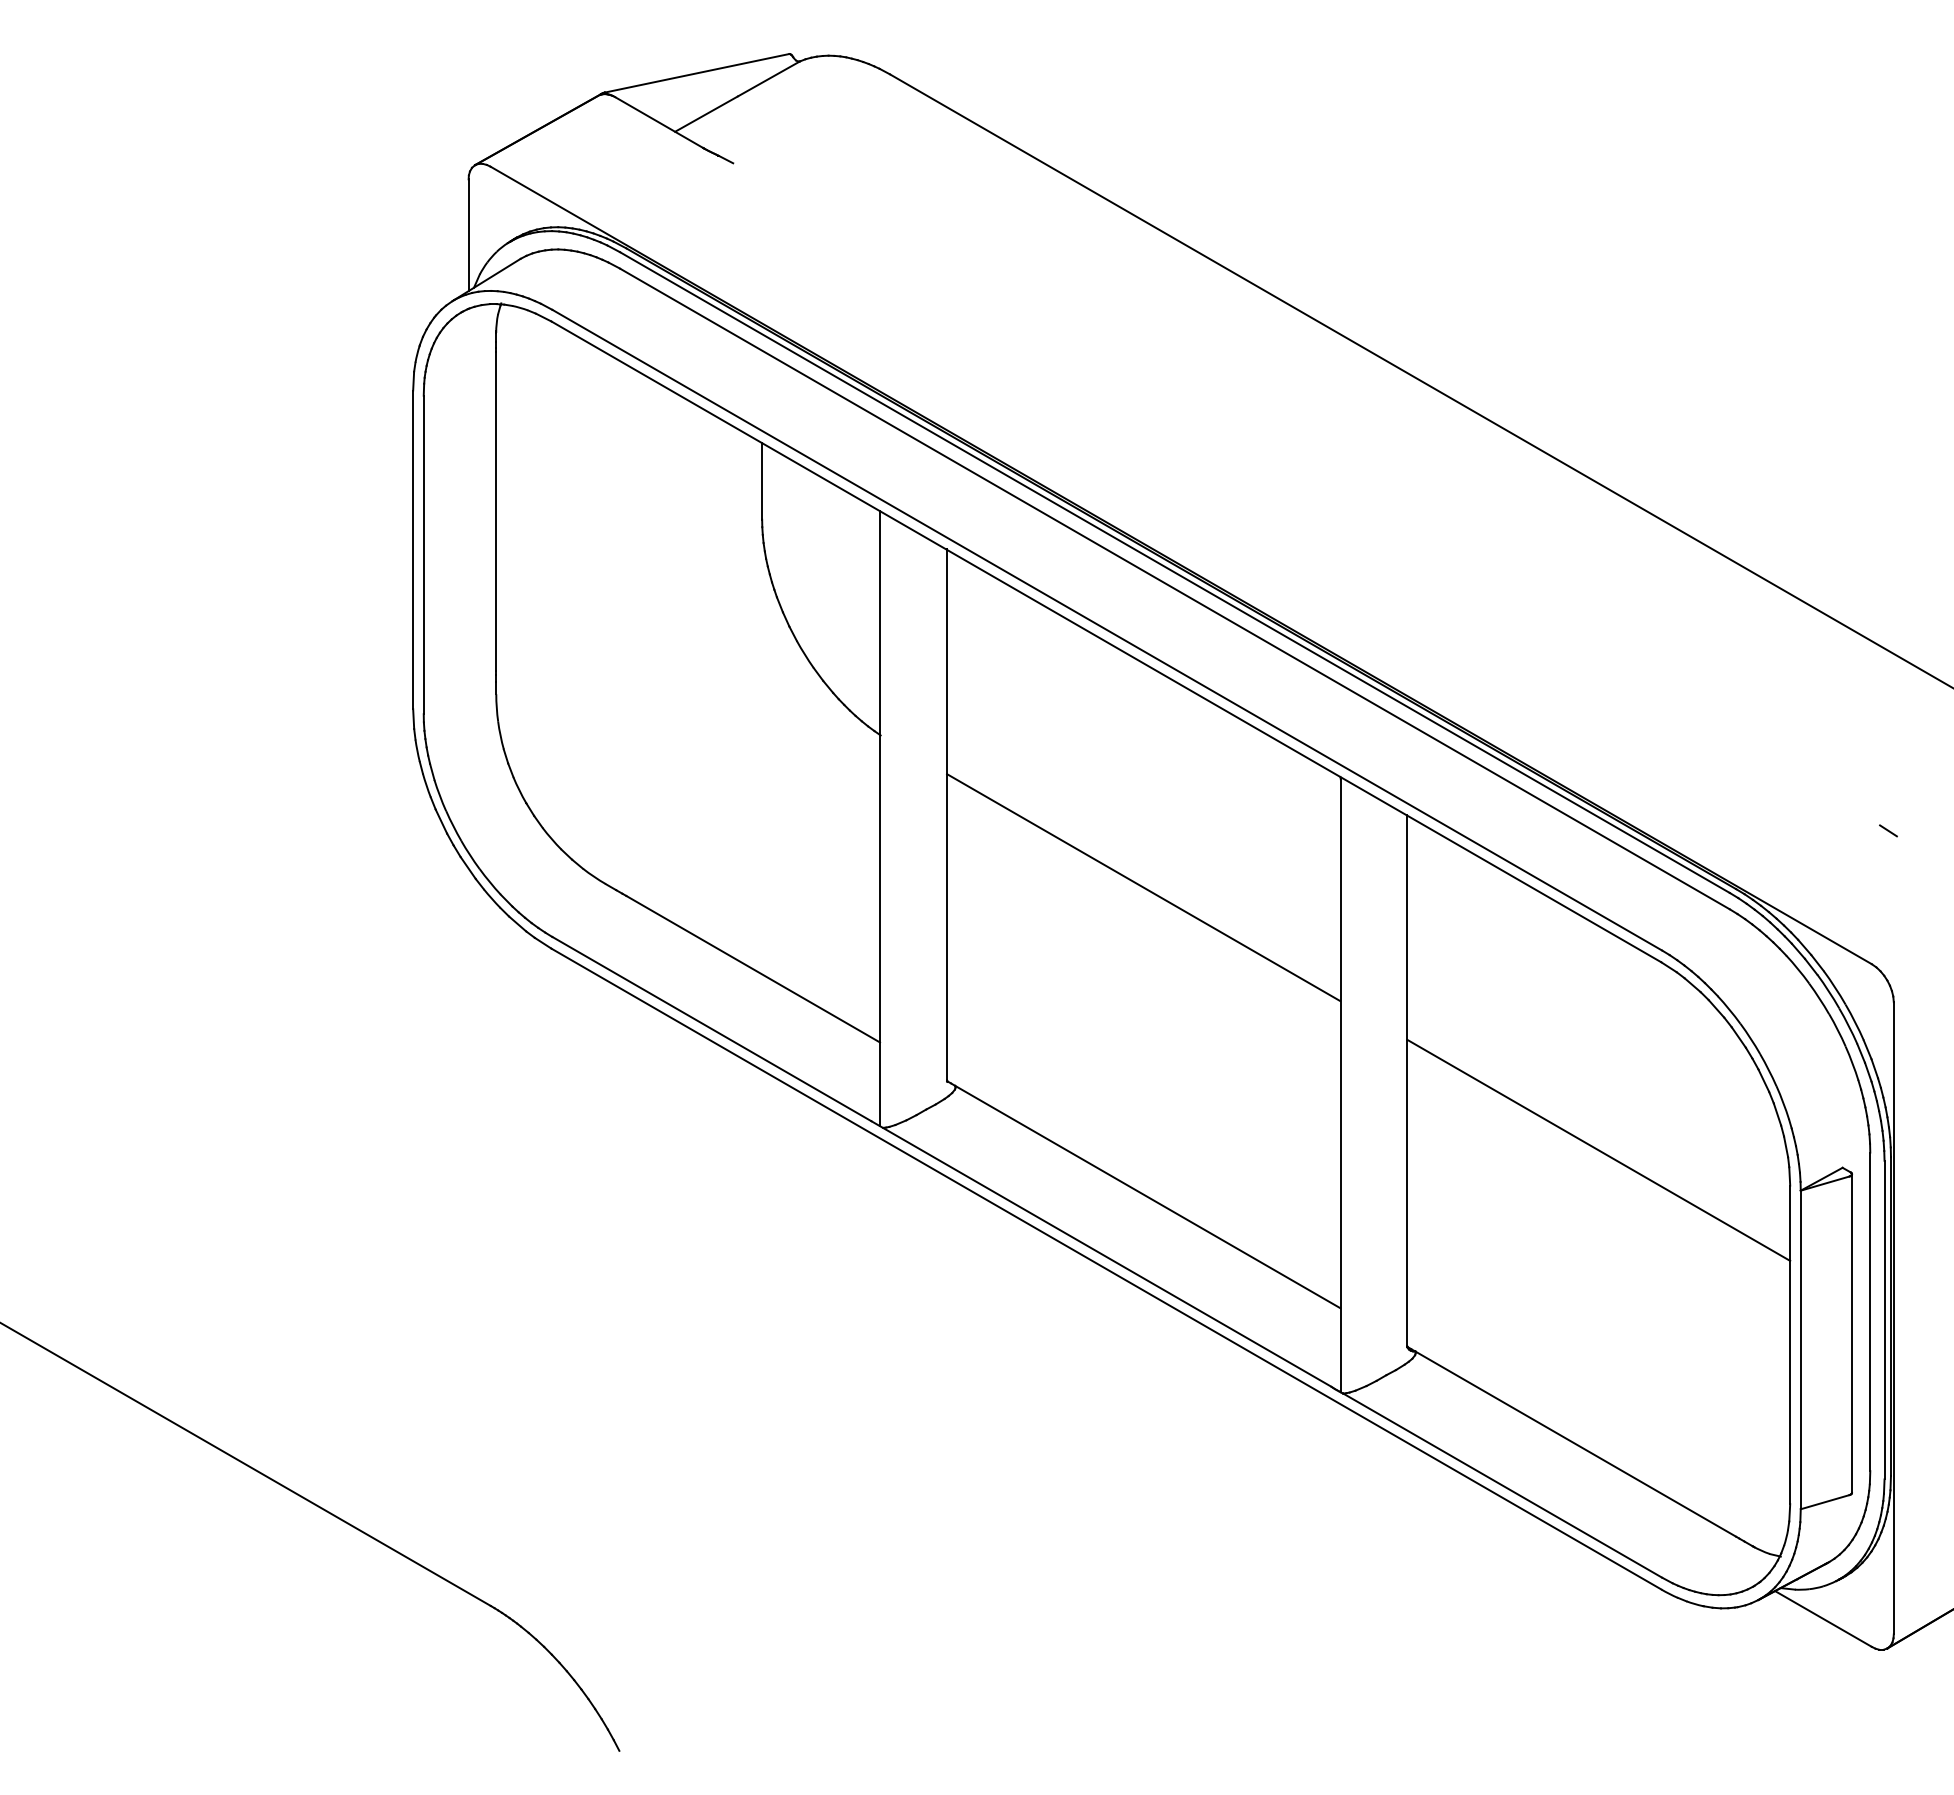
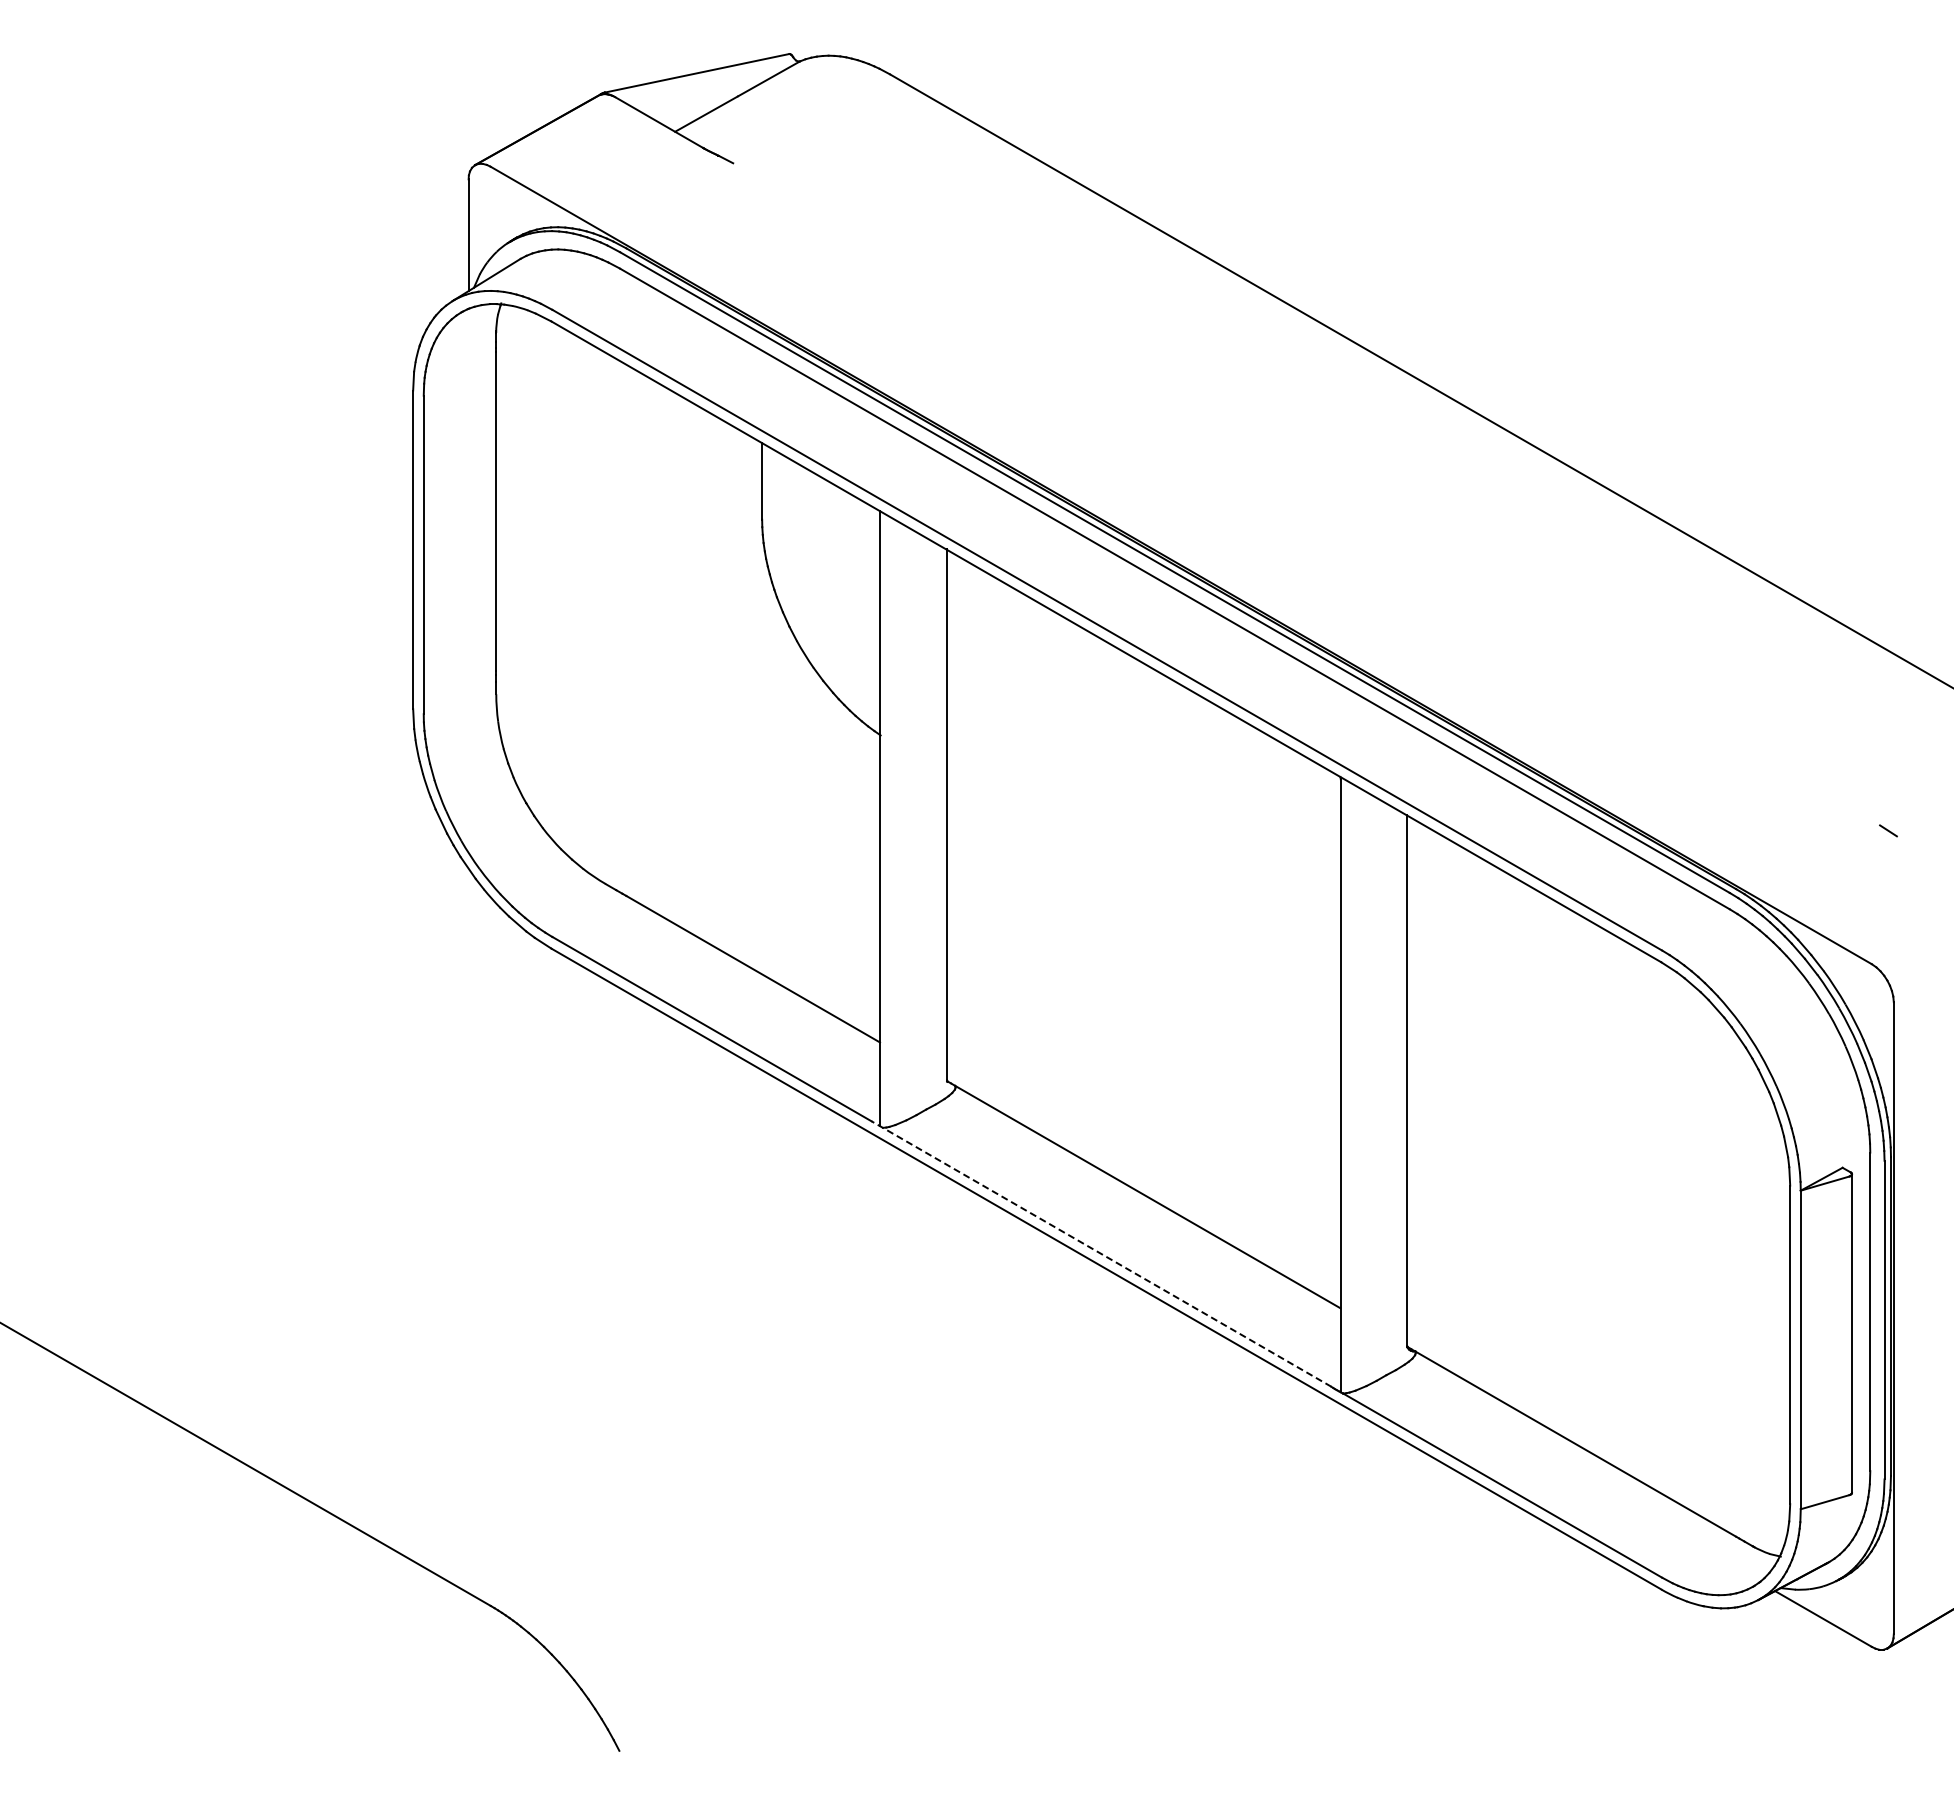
line: present -> none (1143, 887)
line: present -> none (1598, 1149)
line: solid -> dashed (1101, 1254)
